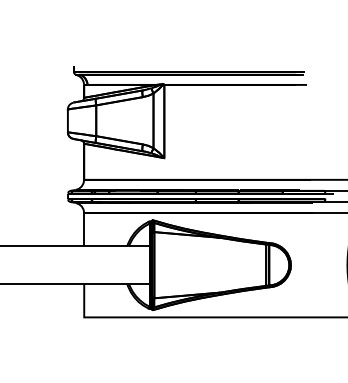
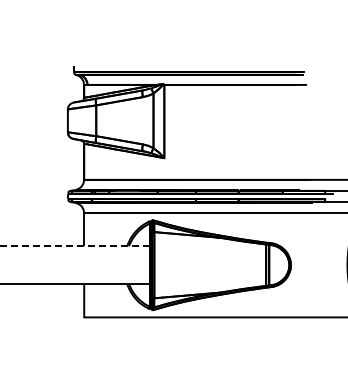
line: solid -> dashed (75, 246)
